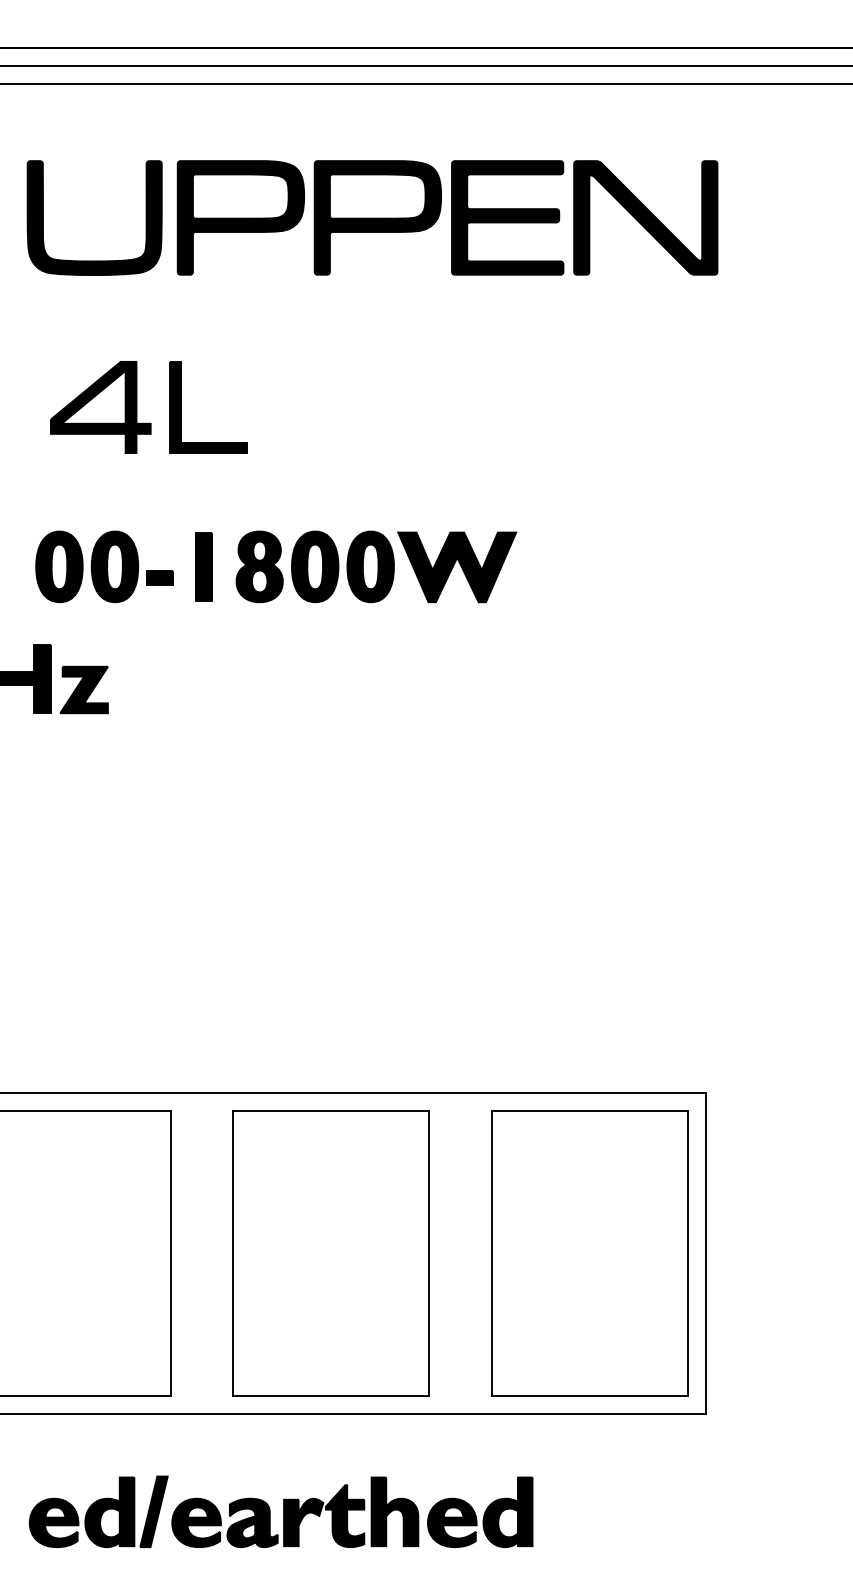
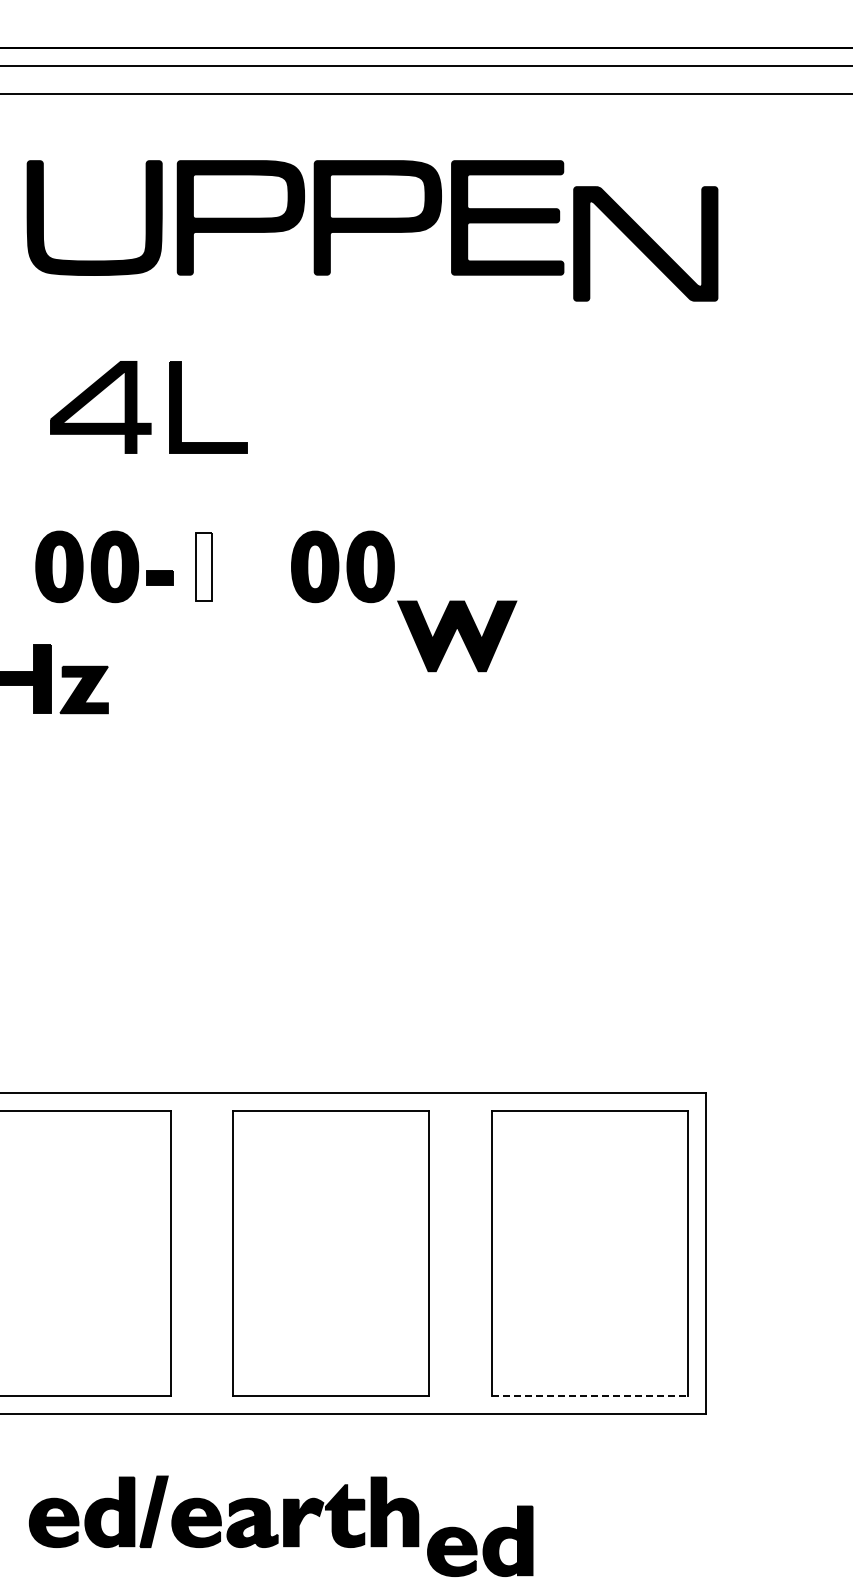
line position: (425, 83) -> (425, 93) (425, 93)
part position: (645, 217) -> (645, 243) (645, 243)
fill: present -> none (203, 566)
part: present -> none (259, 566)
part position: (457, 567) -> (457, 636) (457, 636)
line: solid -> dashed (590, 1396)
part position: (480, 1511) -> (480, 1540) (480, 1540)
